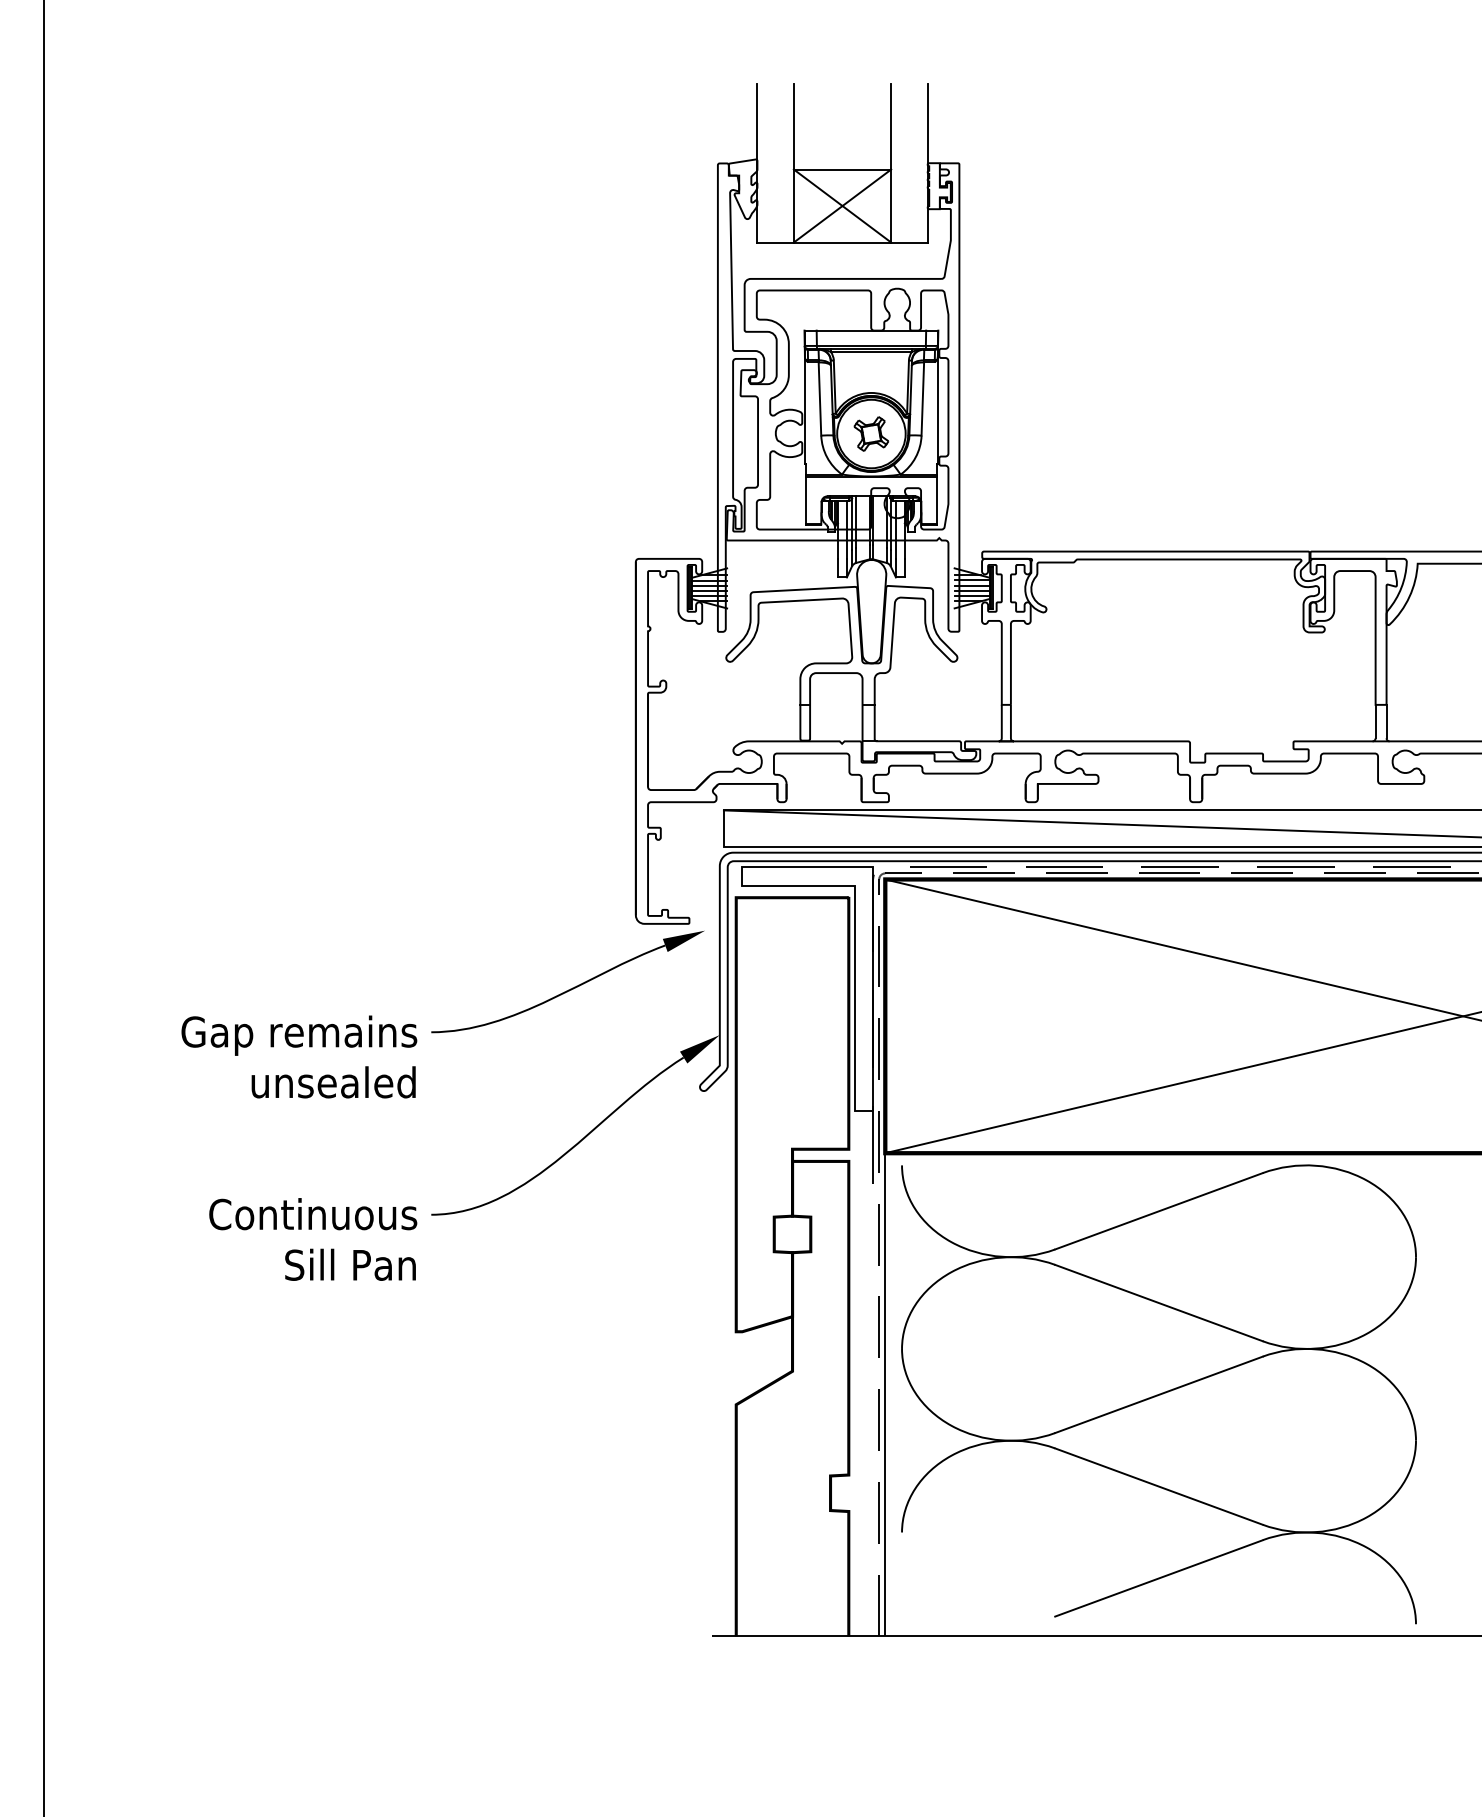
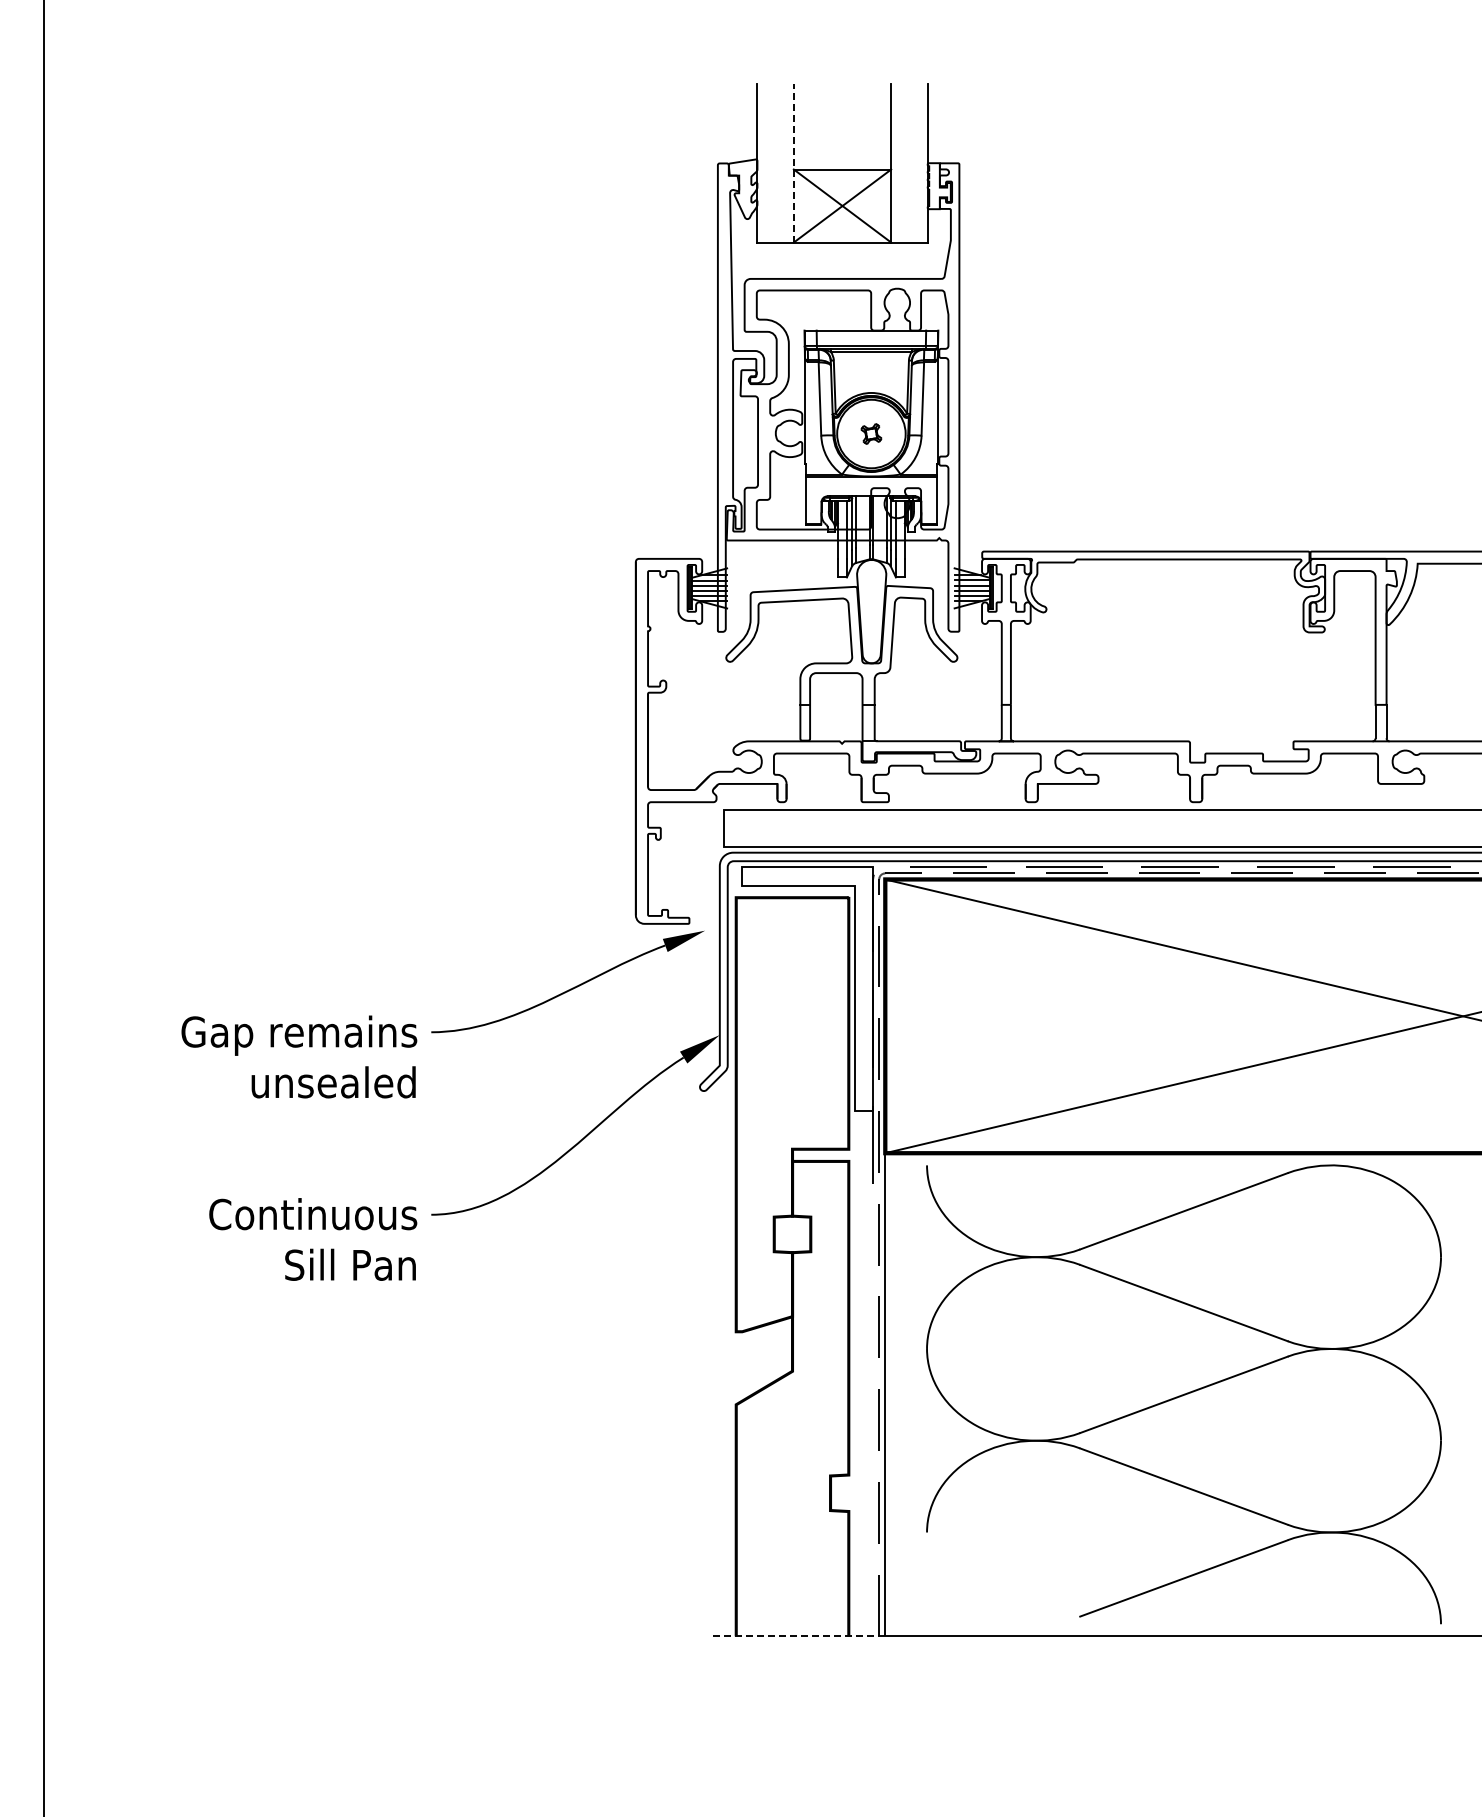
line: solid -> dashed (793, 162)
part size: 37x36 px -> 23x22 px (871, 433)
line: present -> none (1100, 823)
part position: (1158, 1394) -> (1183, 1394) (1183, 1394)
line: solid -> dashed (798, 1636)
